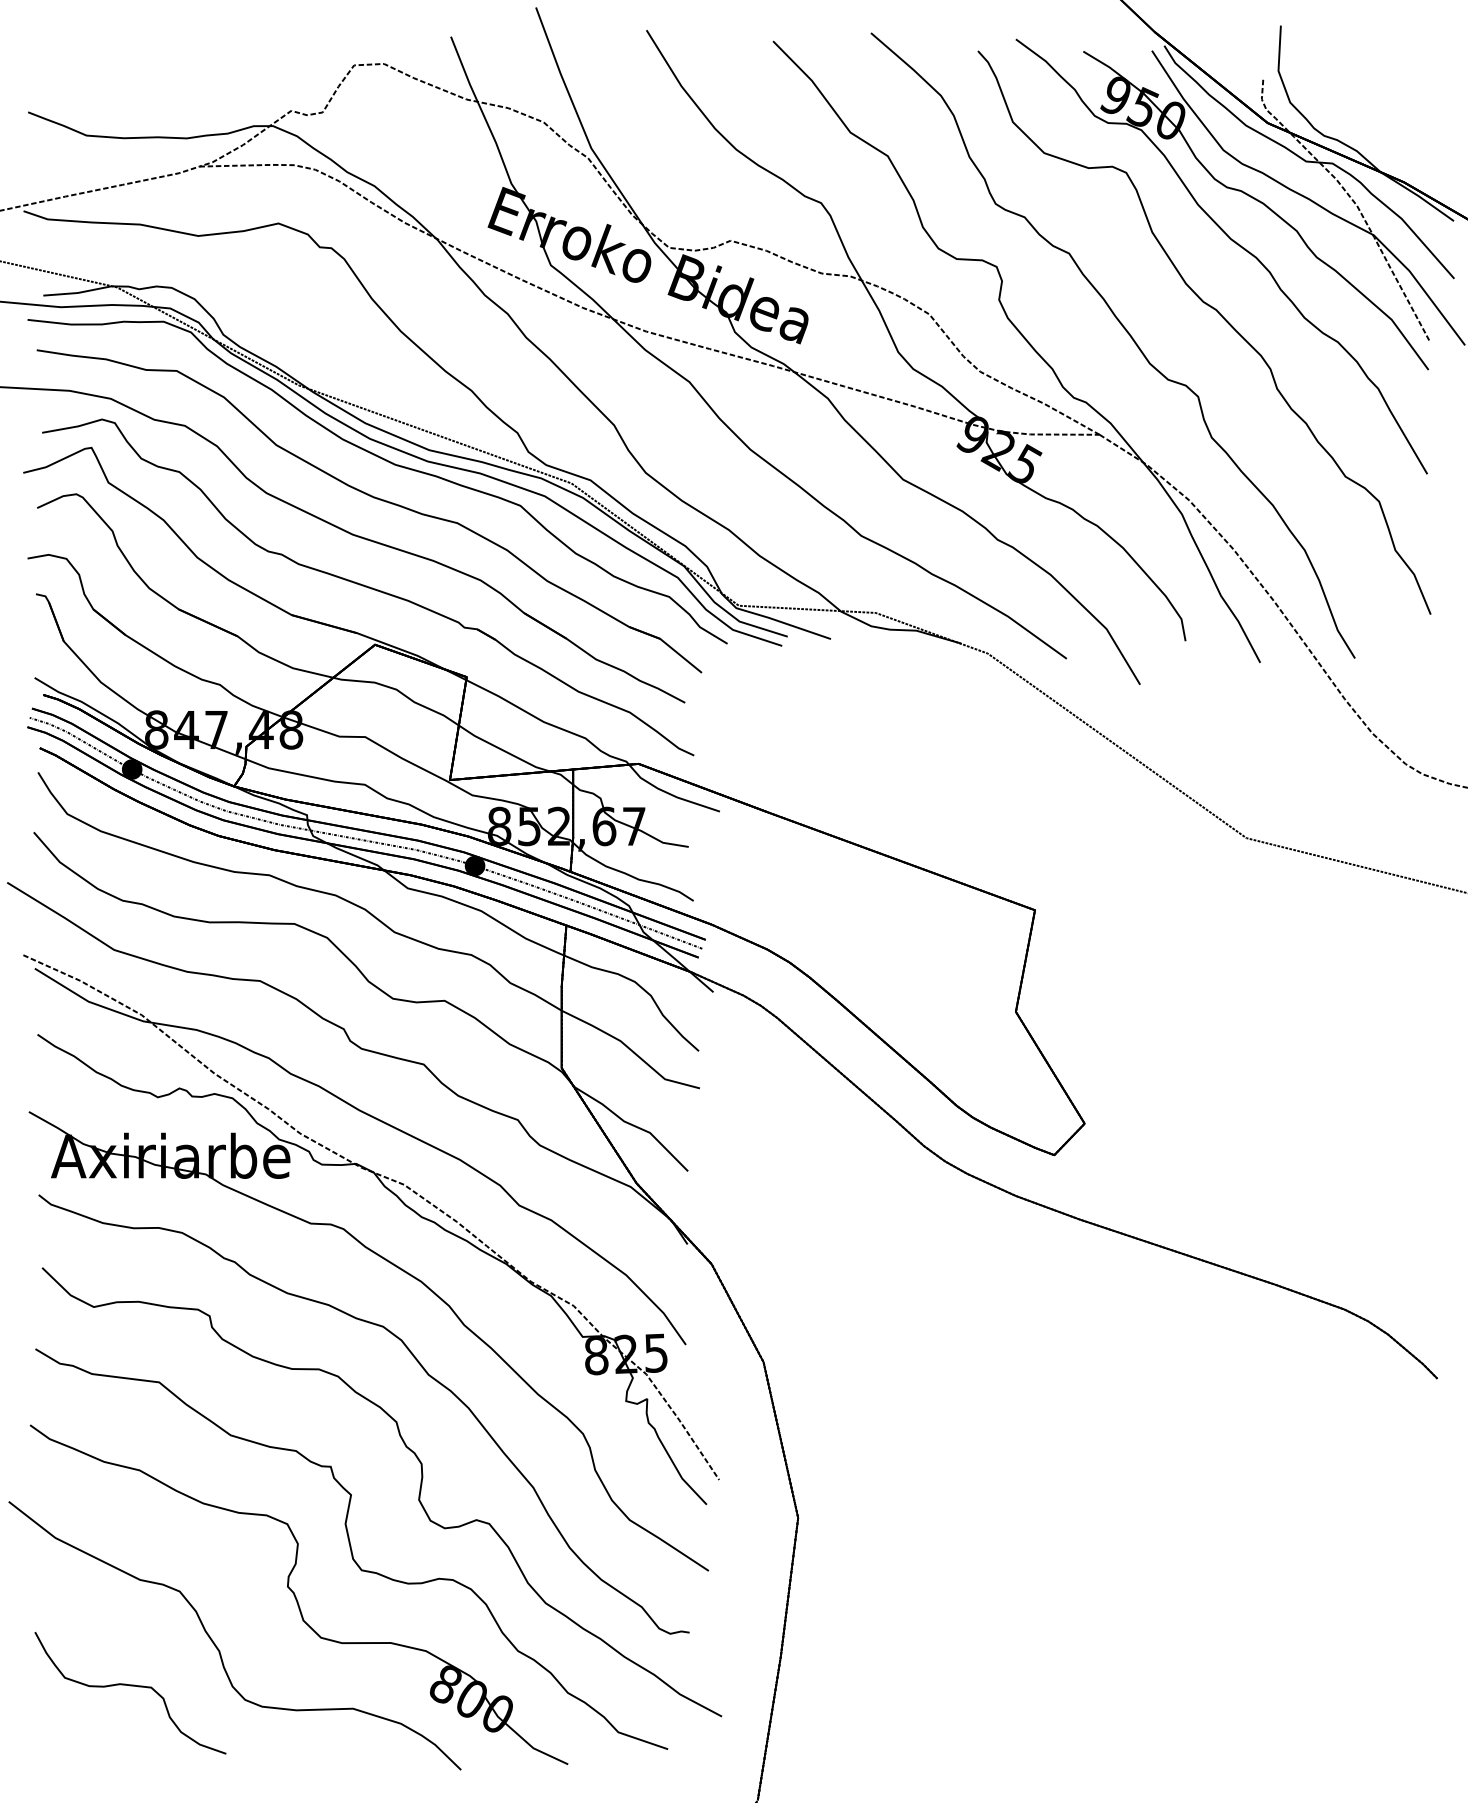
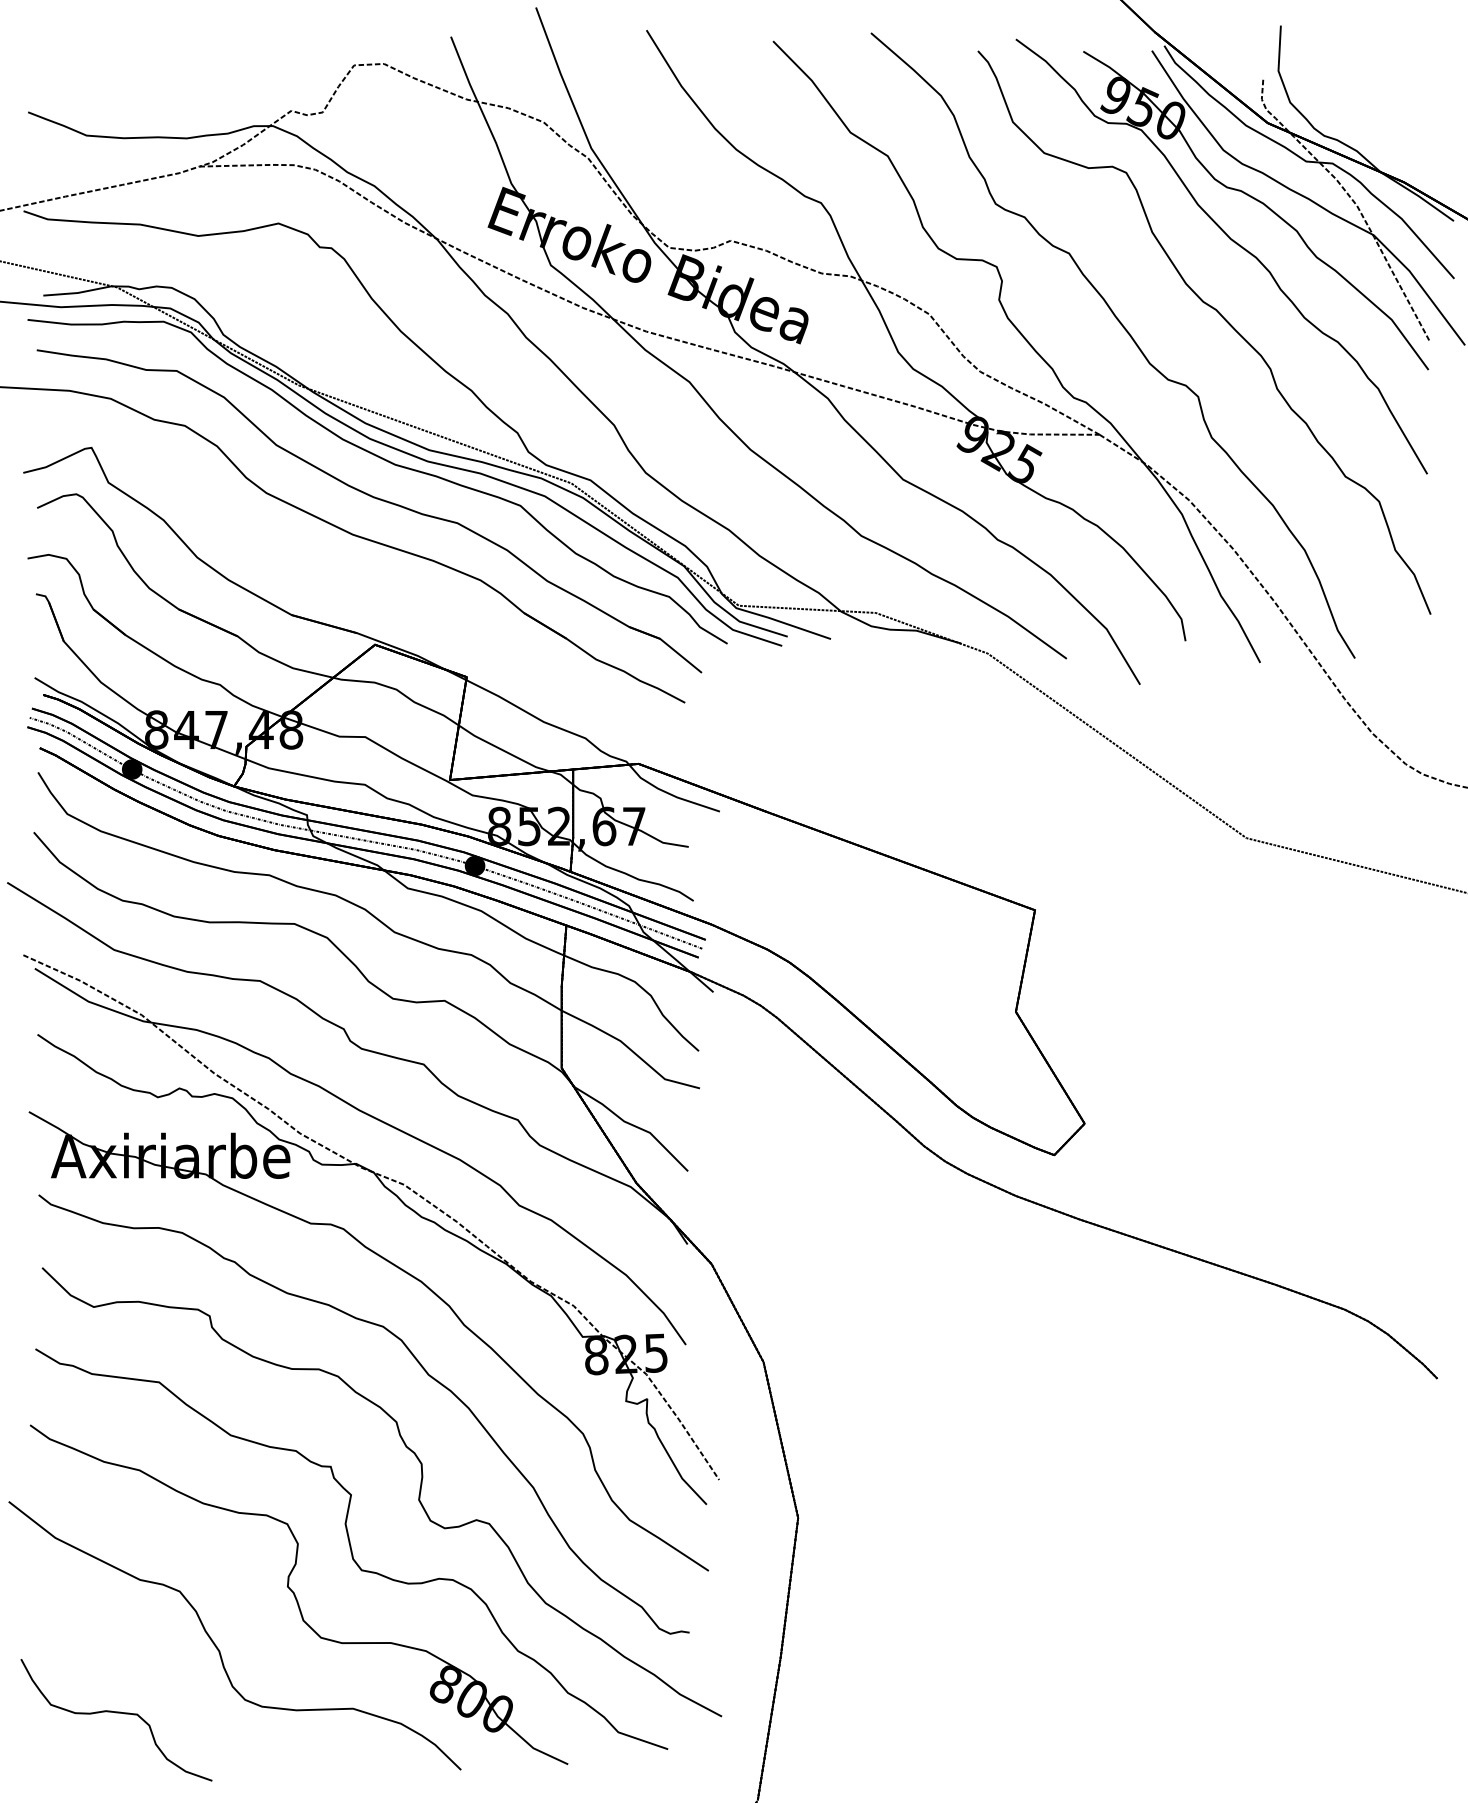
part: present -> none (368, 587)
part position: (130, 1686) -> (116, 1713) (116, 1713)
